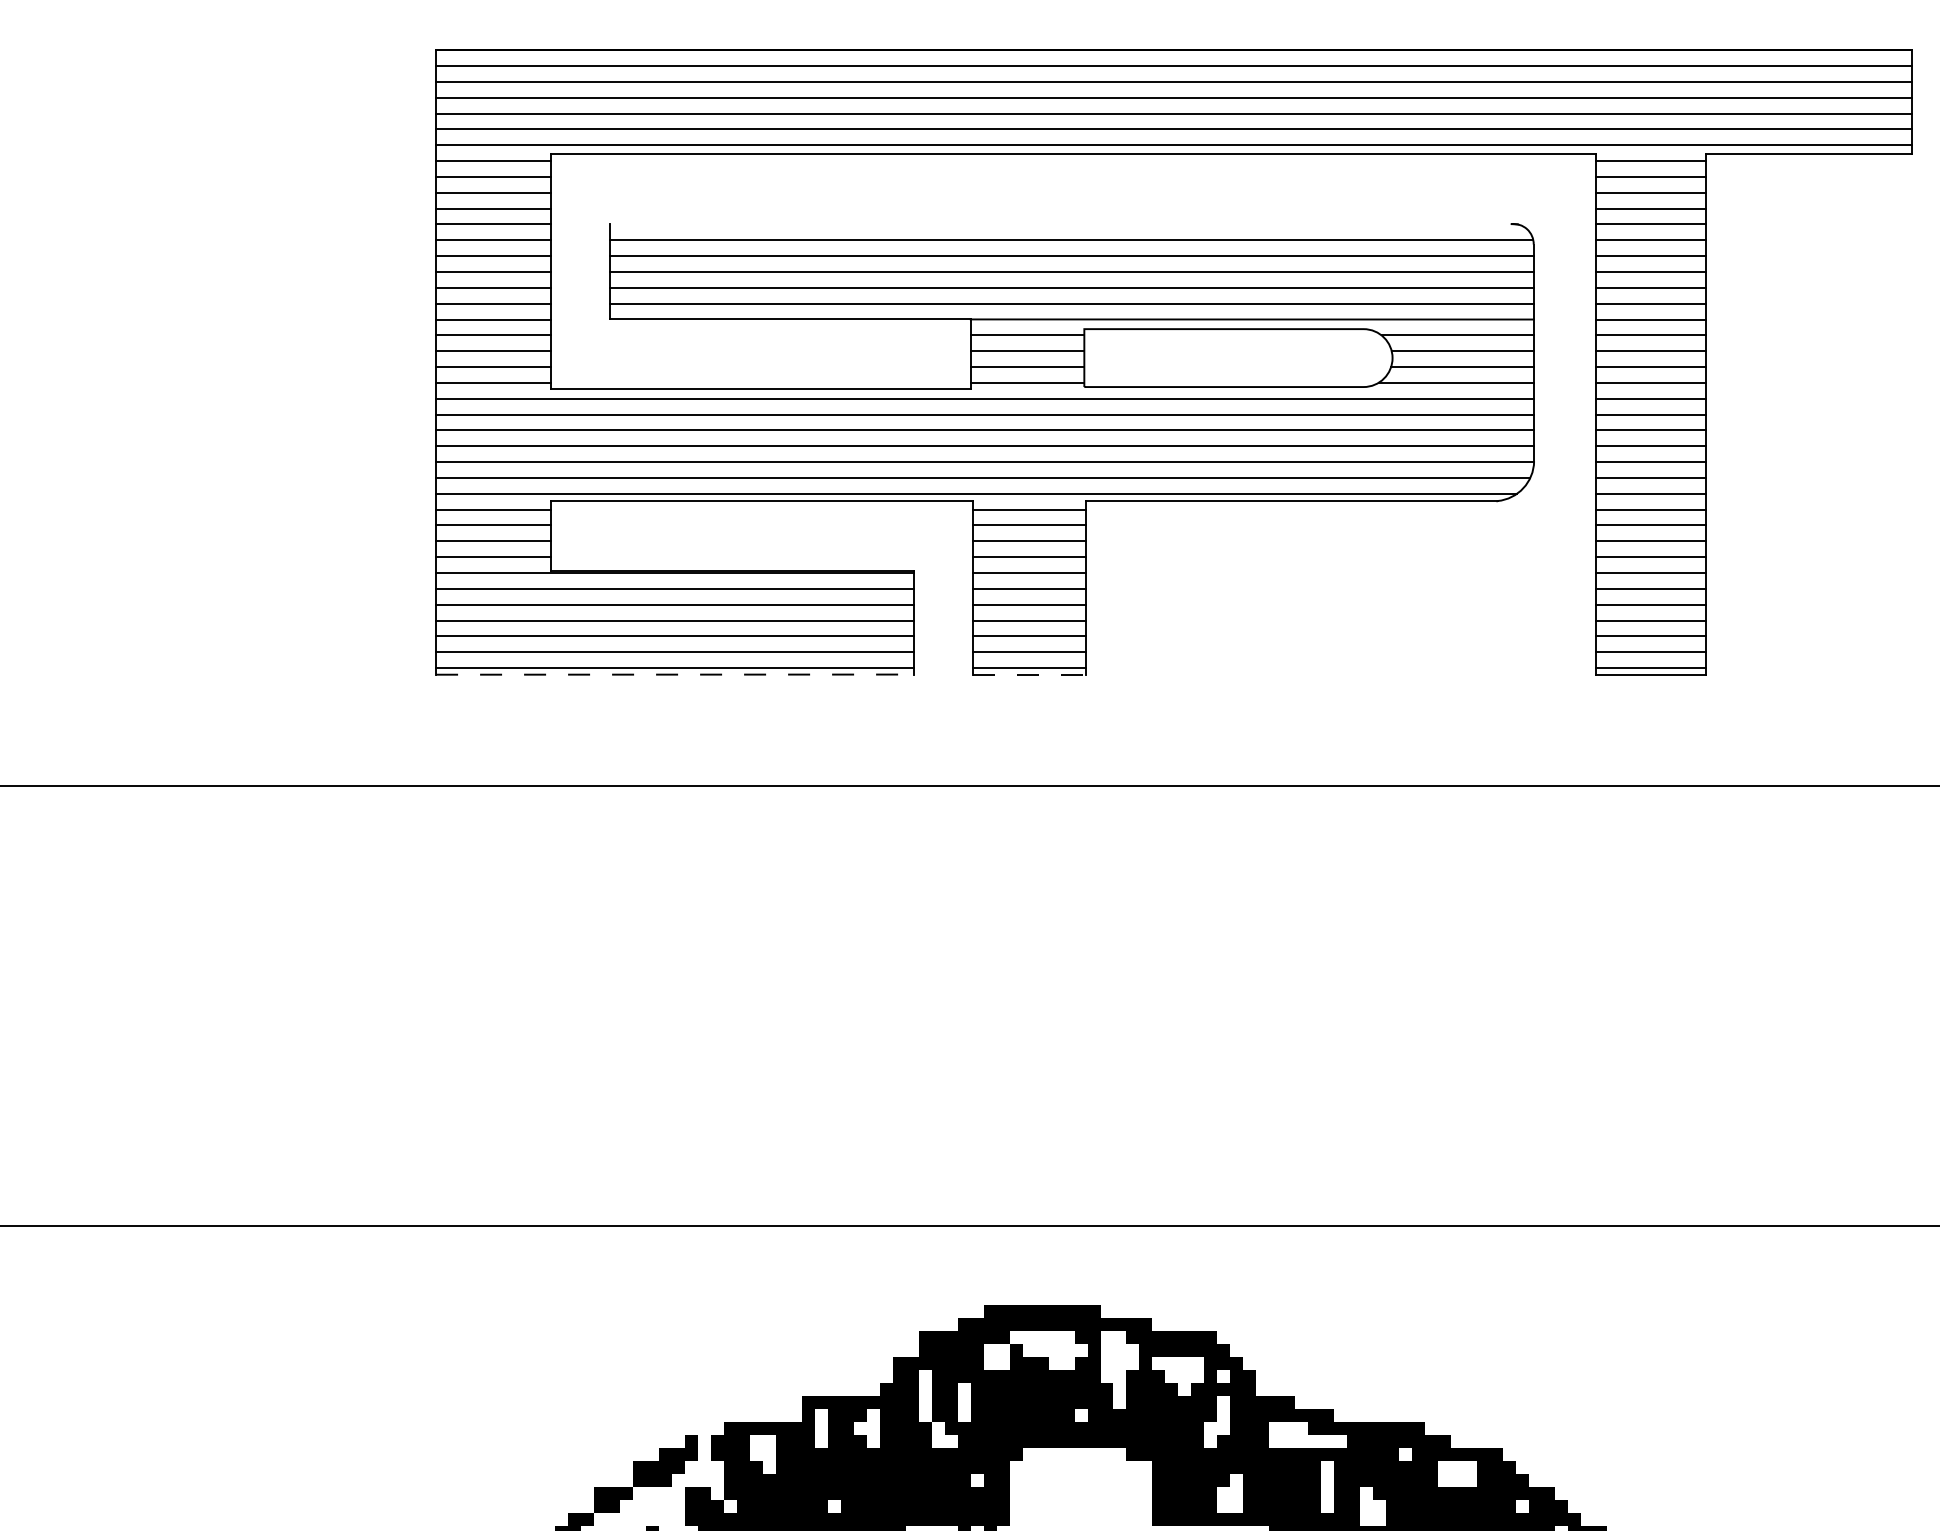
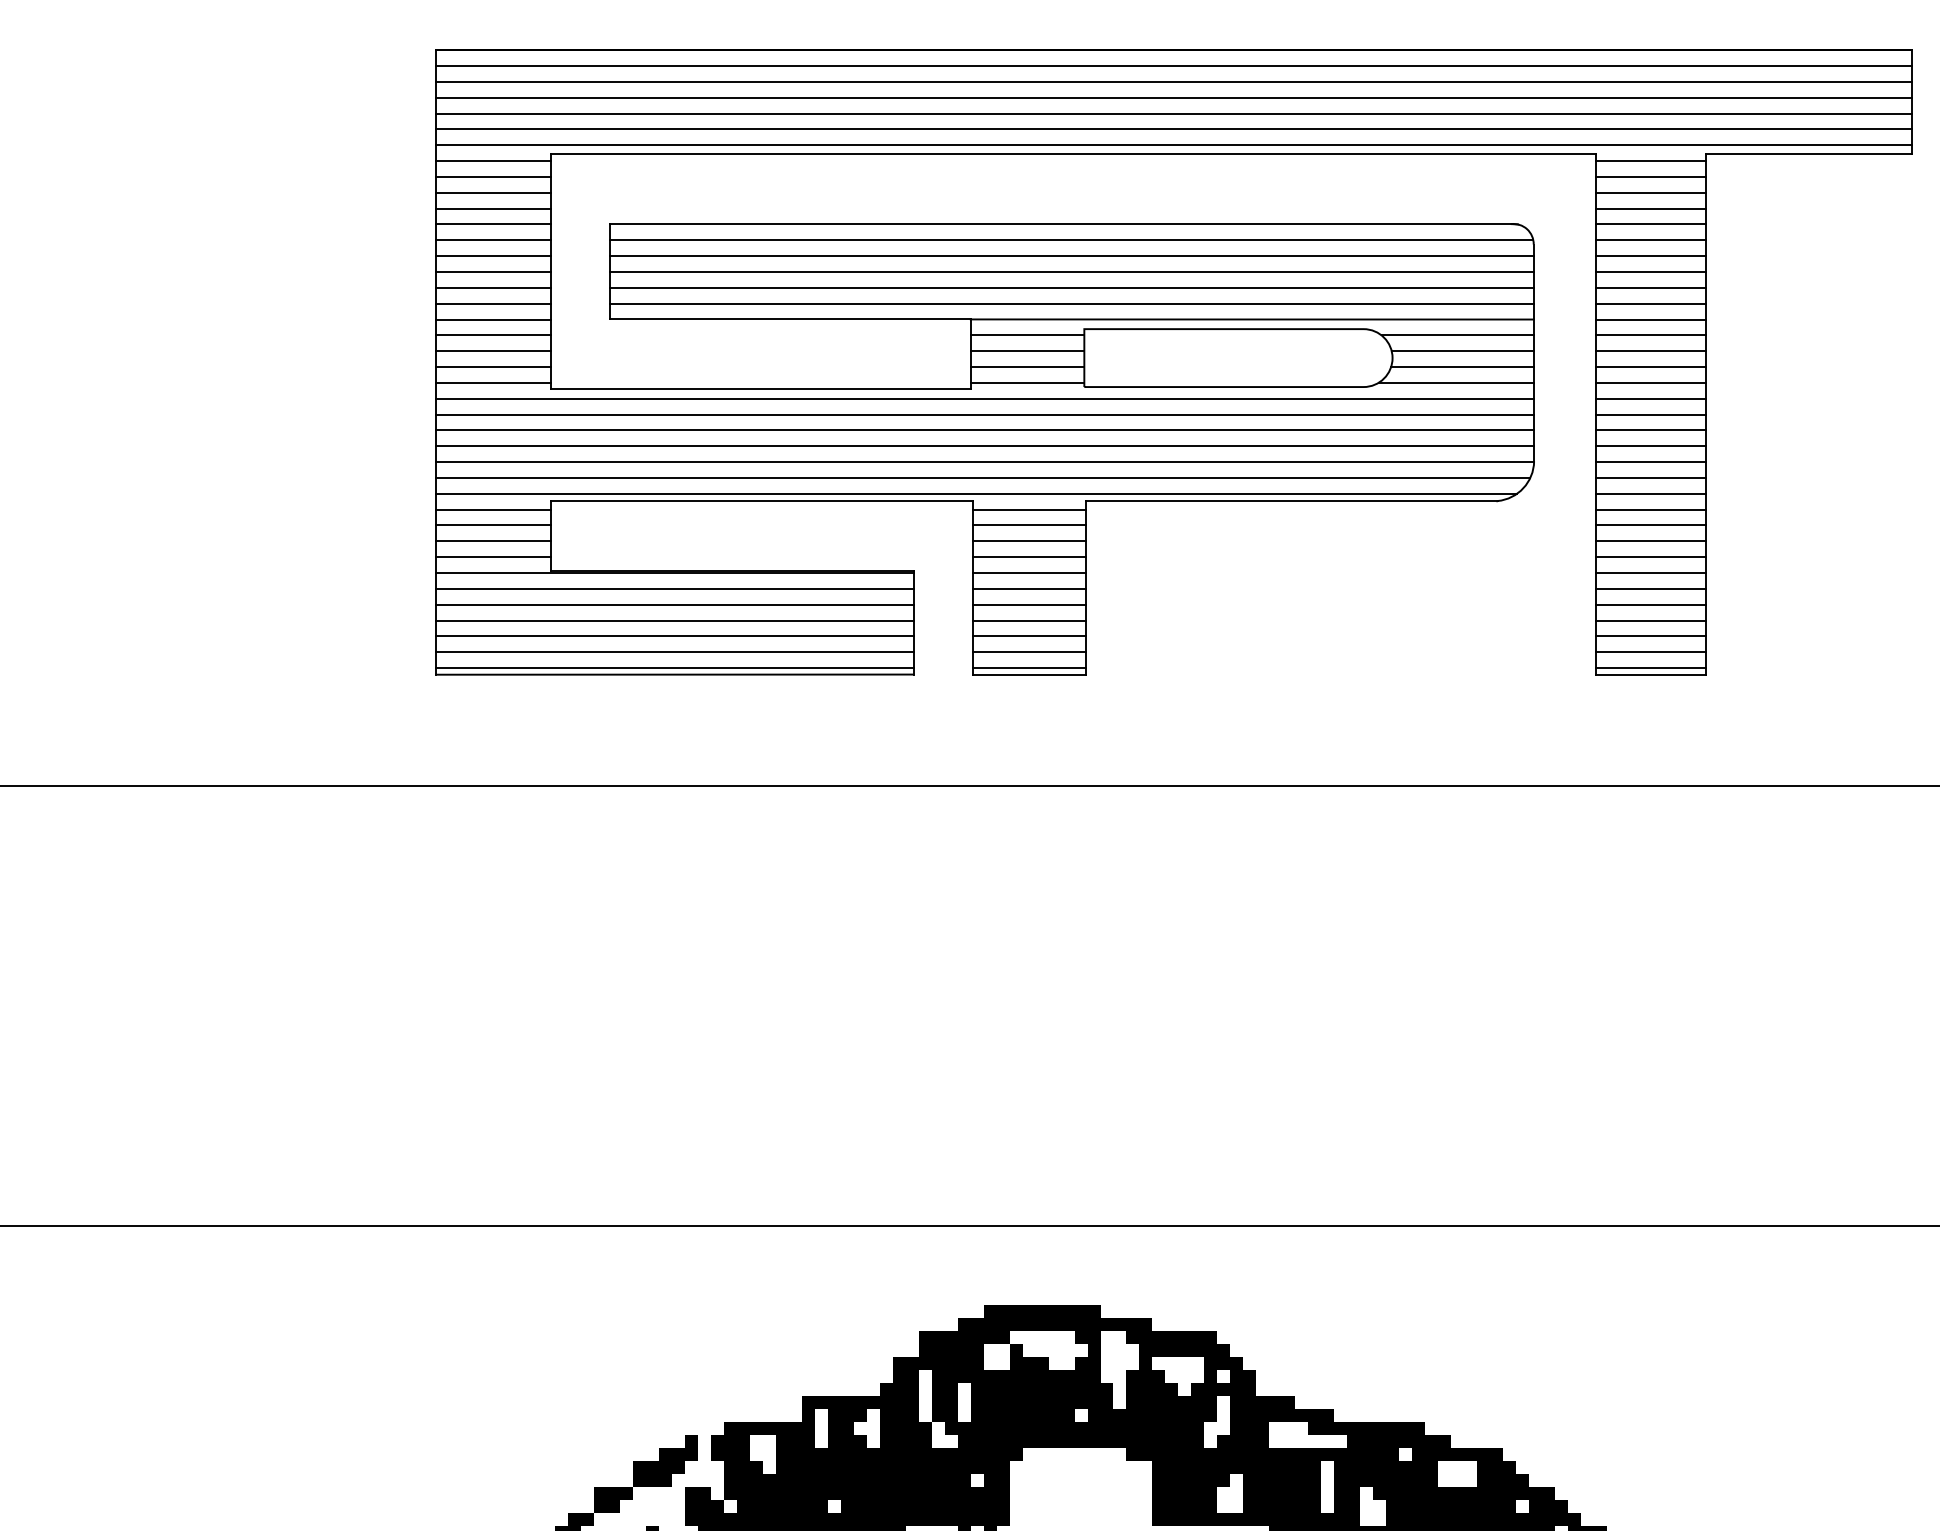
line: none -> present (1060, 224)
line: dashed -> solid (674, 674)
line: dashed -> solid (1030, 674)
